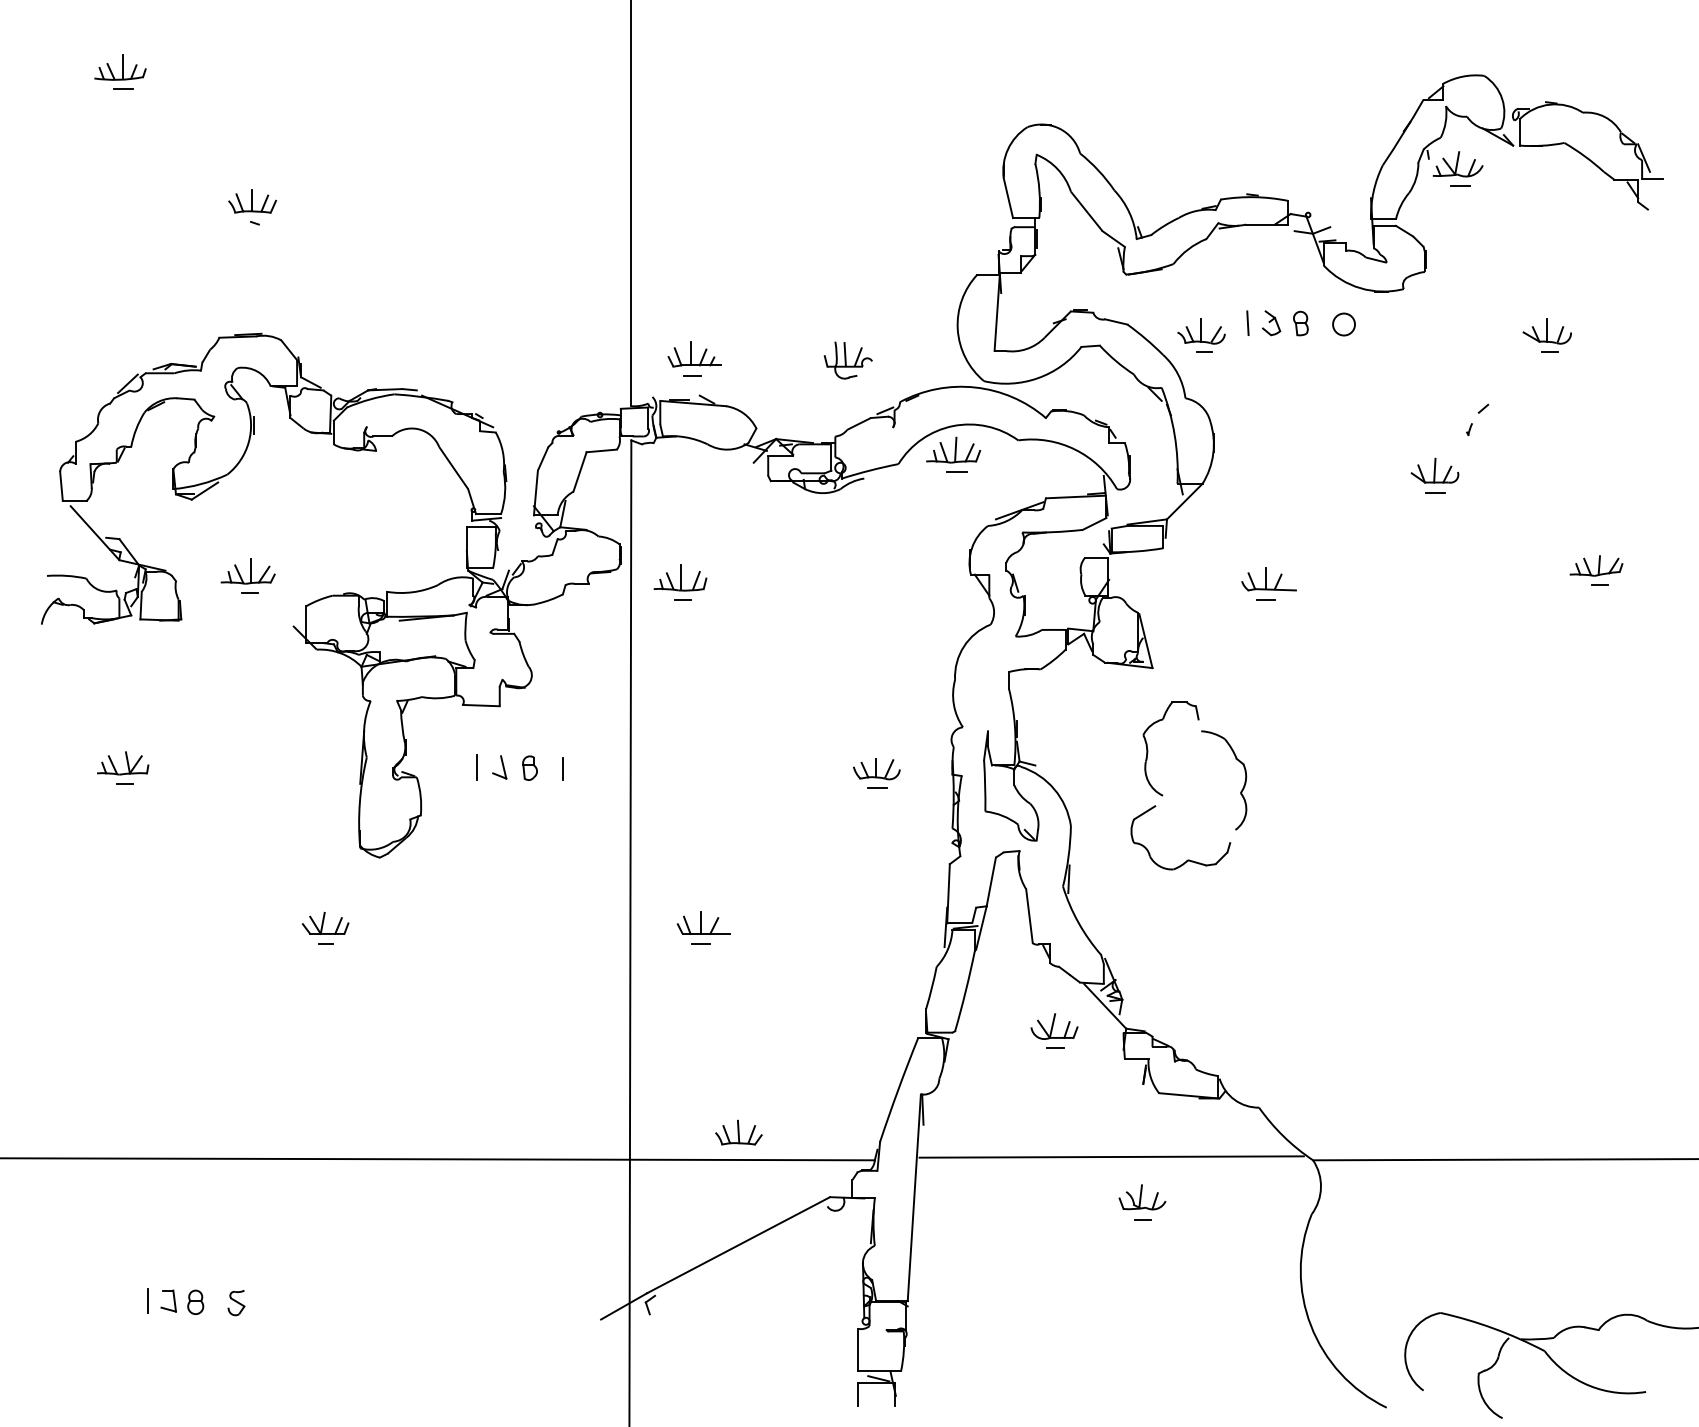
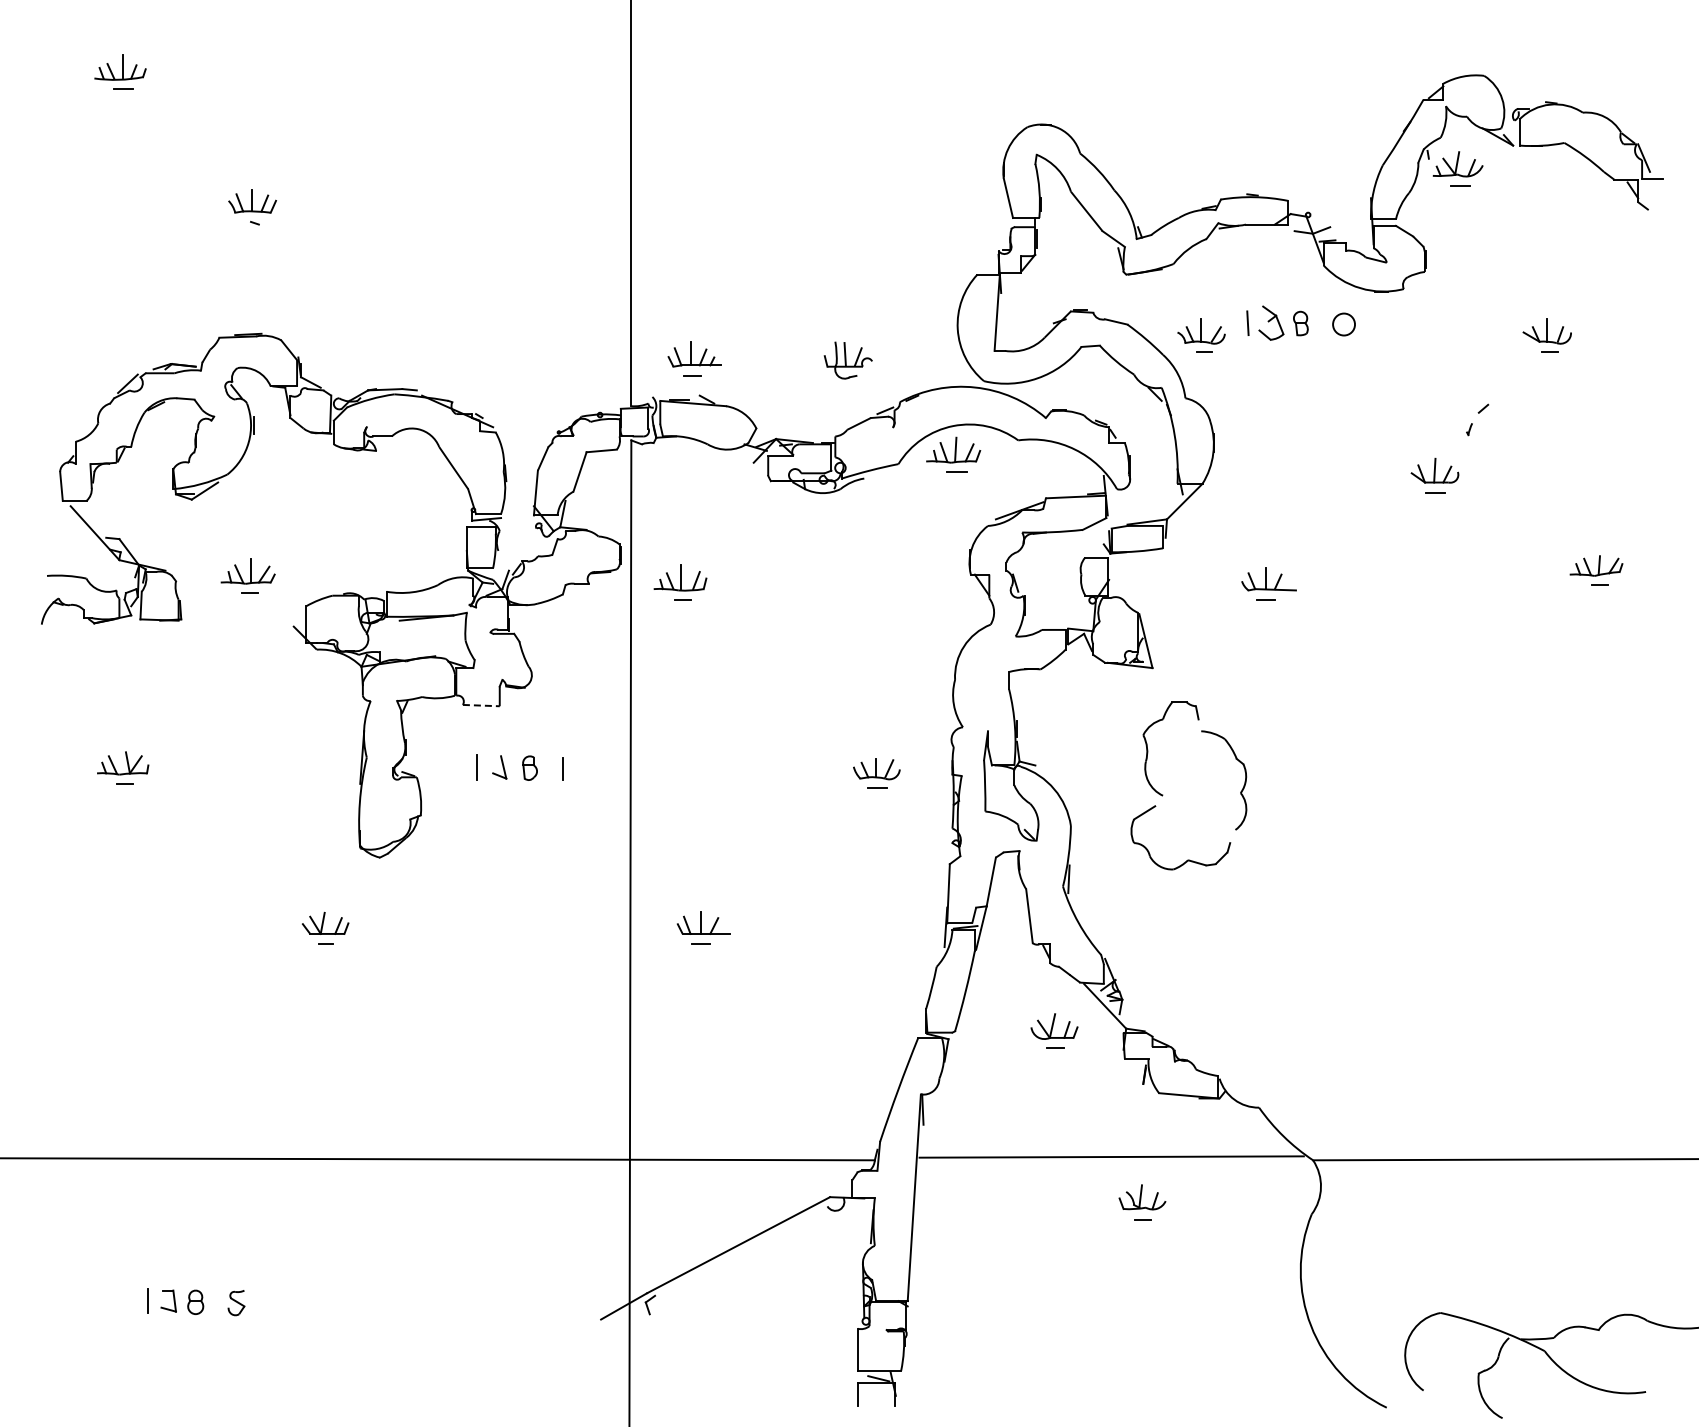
part size: 20x27 px -> 27x36 px (1271, 322)
line: solid -> dashed (481, 705)
part: present -> none (738, 1132)
